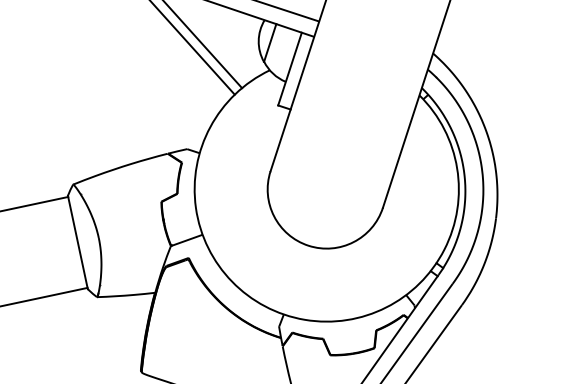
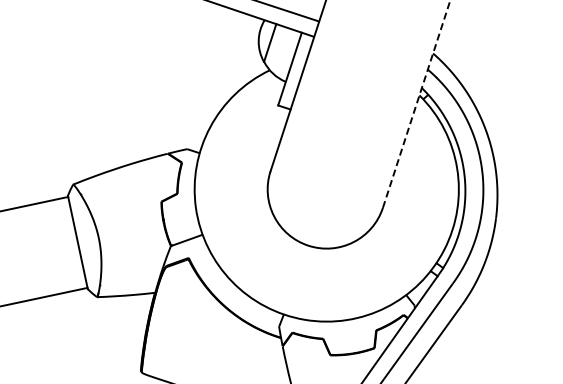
line: present -> none (203, 45)
line: present -> none (192, 48)
line: solid -> dashed (416, 104)
